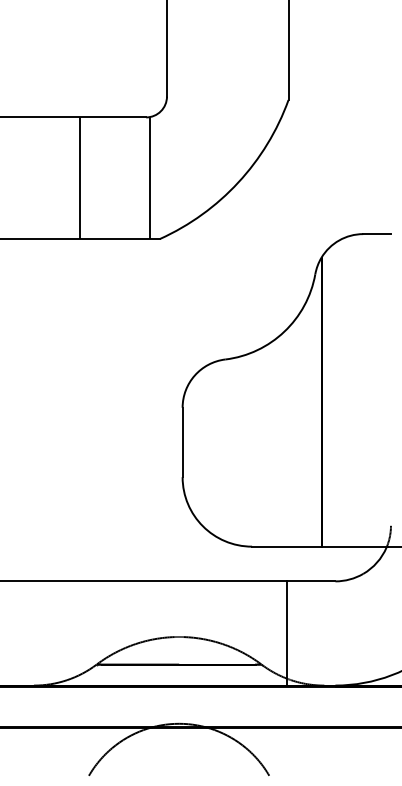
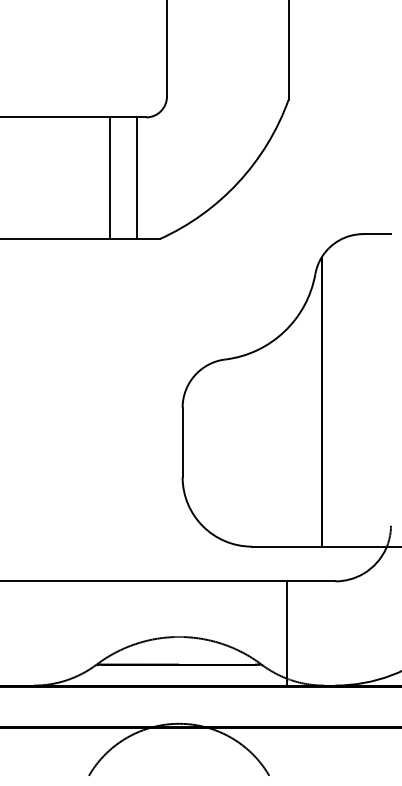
line position: (80, 177) -> (110, 177) (110, 177)
line position: (149, 177) -> (136, 177) (136, 177)
